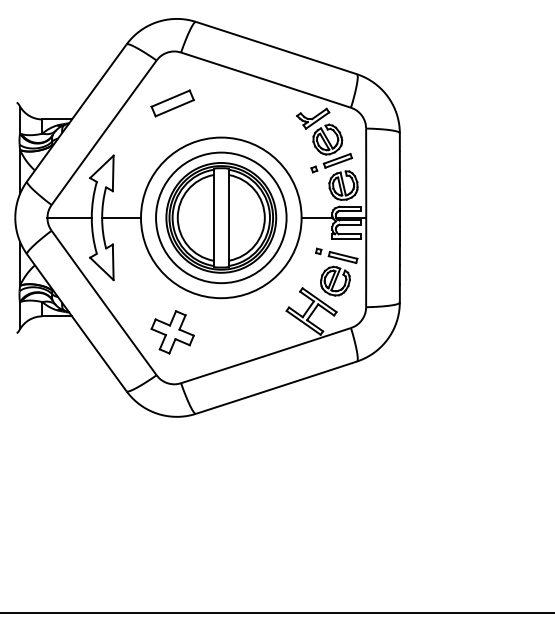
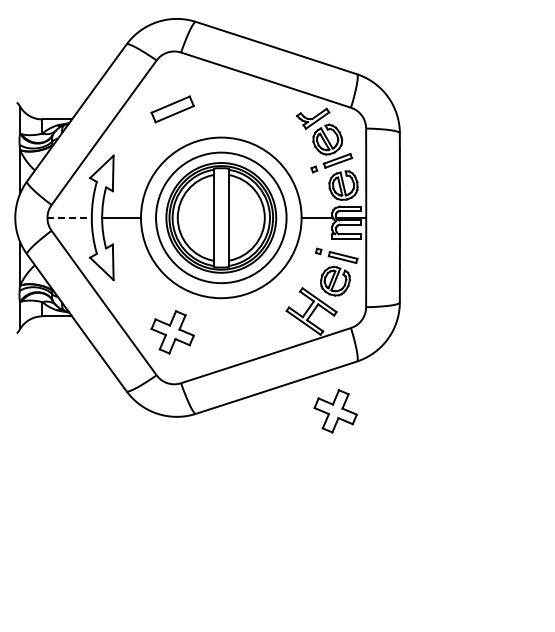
part position: (172, 103) -> (172, 109) (172, 109)
line: solid -> dashed (70, 217)
part: none -> present (335, 411)
line: present -> none (276, 613)
